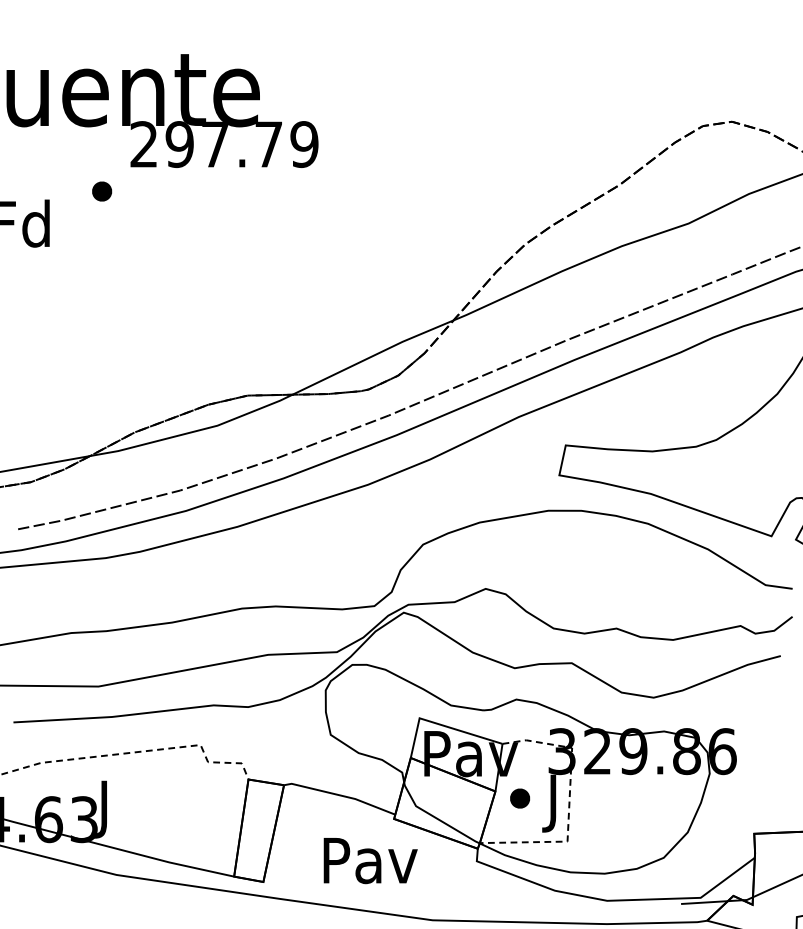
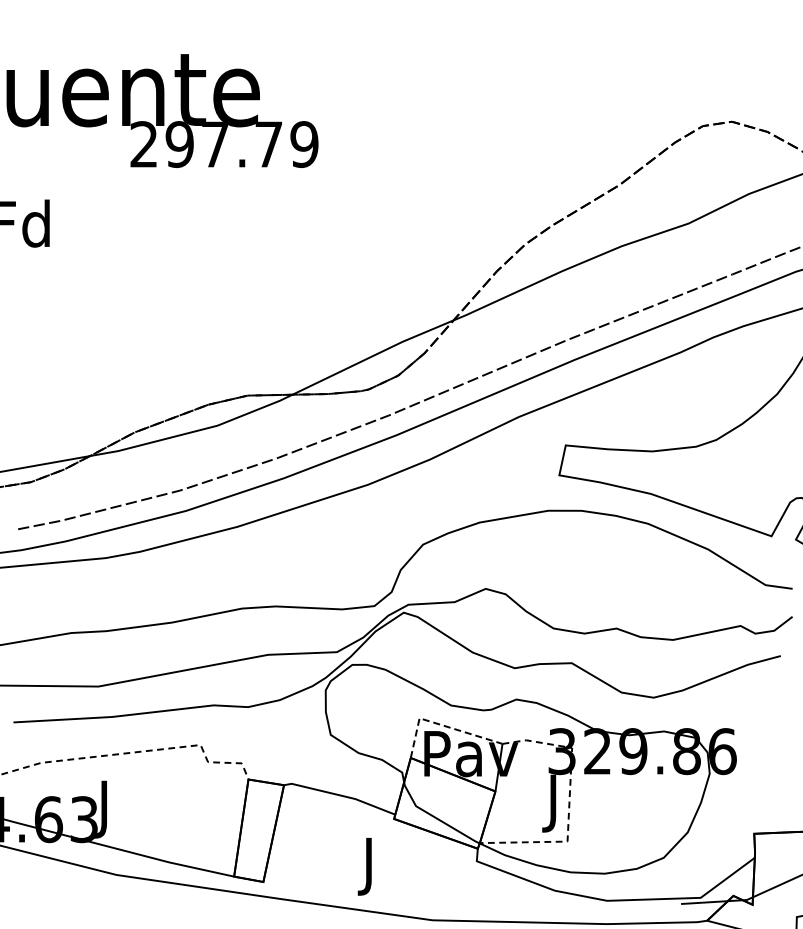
part: present -> none (102, 191)
line: solid -> dashed (441, 725)
part: present -> none (520, 798)
text: Pav -> J (370, 866)
